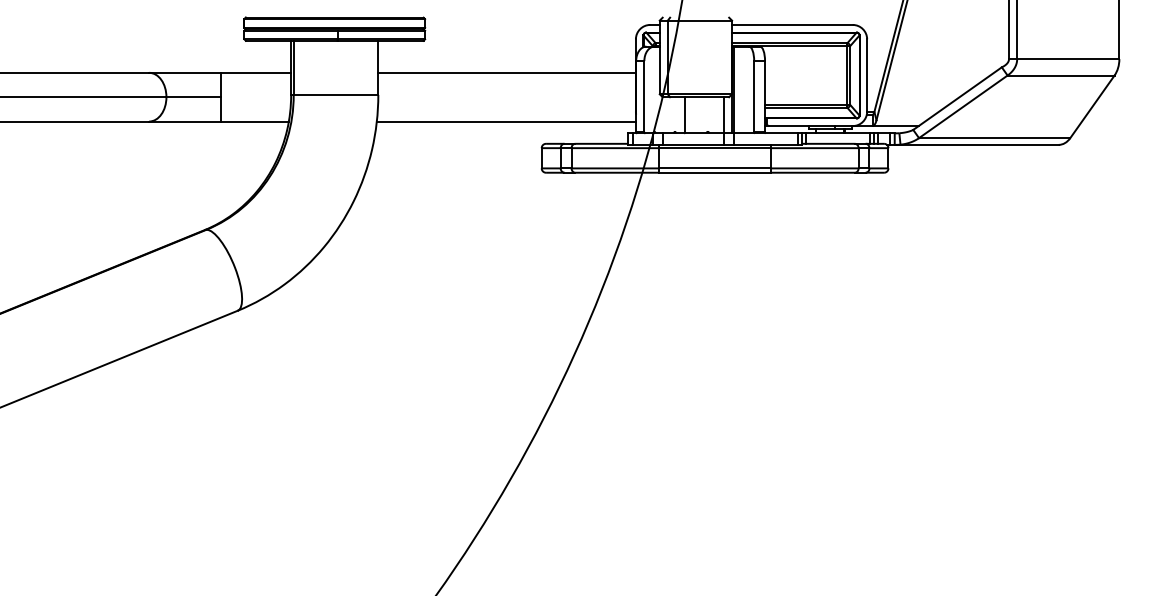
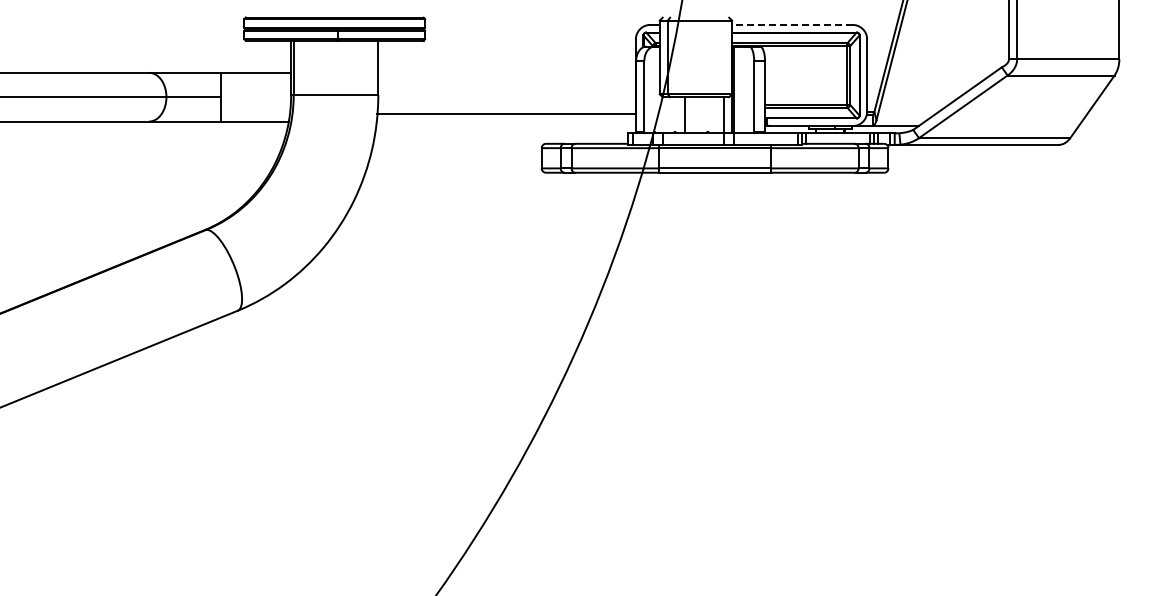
line: solid -> dashed (791, 24)
line: present -> none (506, 72)
line position: (506, 121) -> (506, 113) (506, 113)
